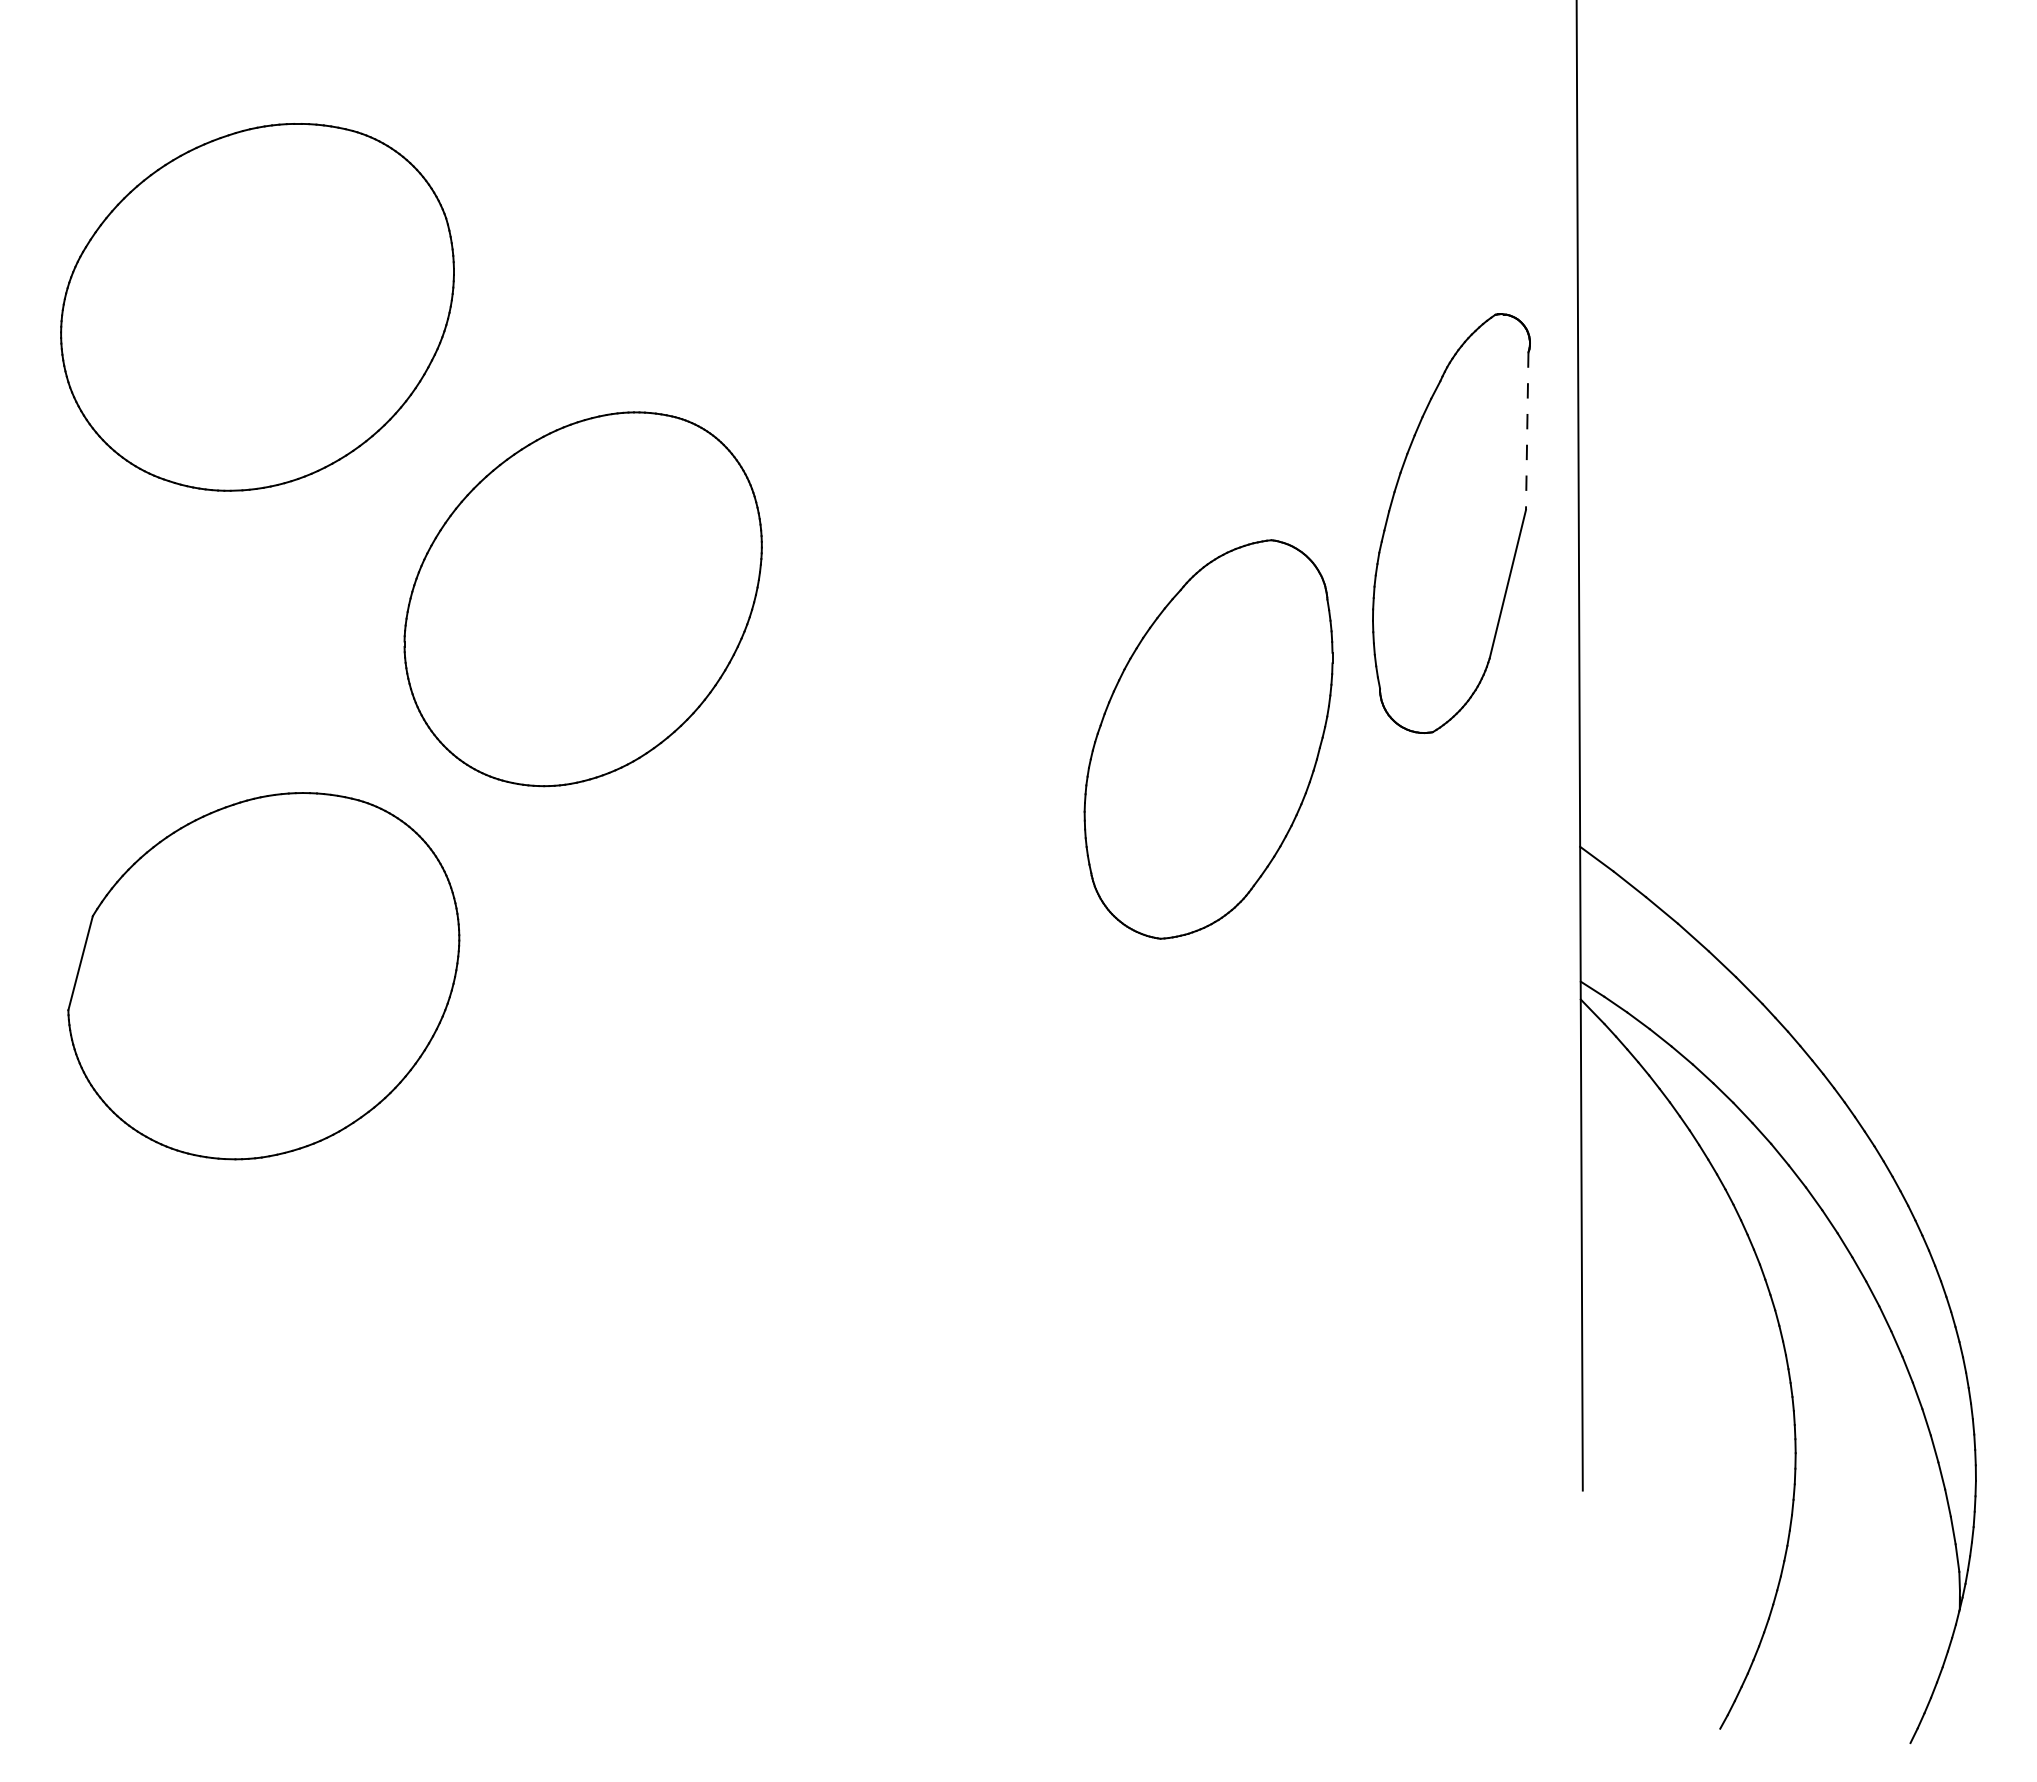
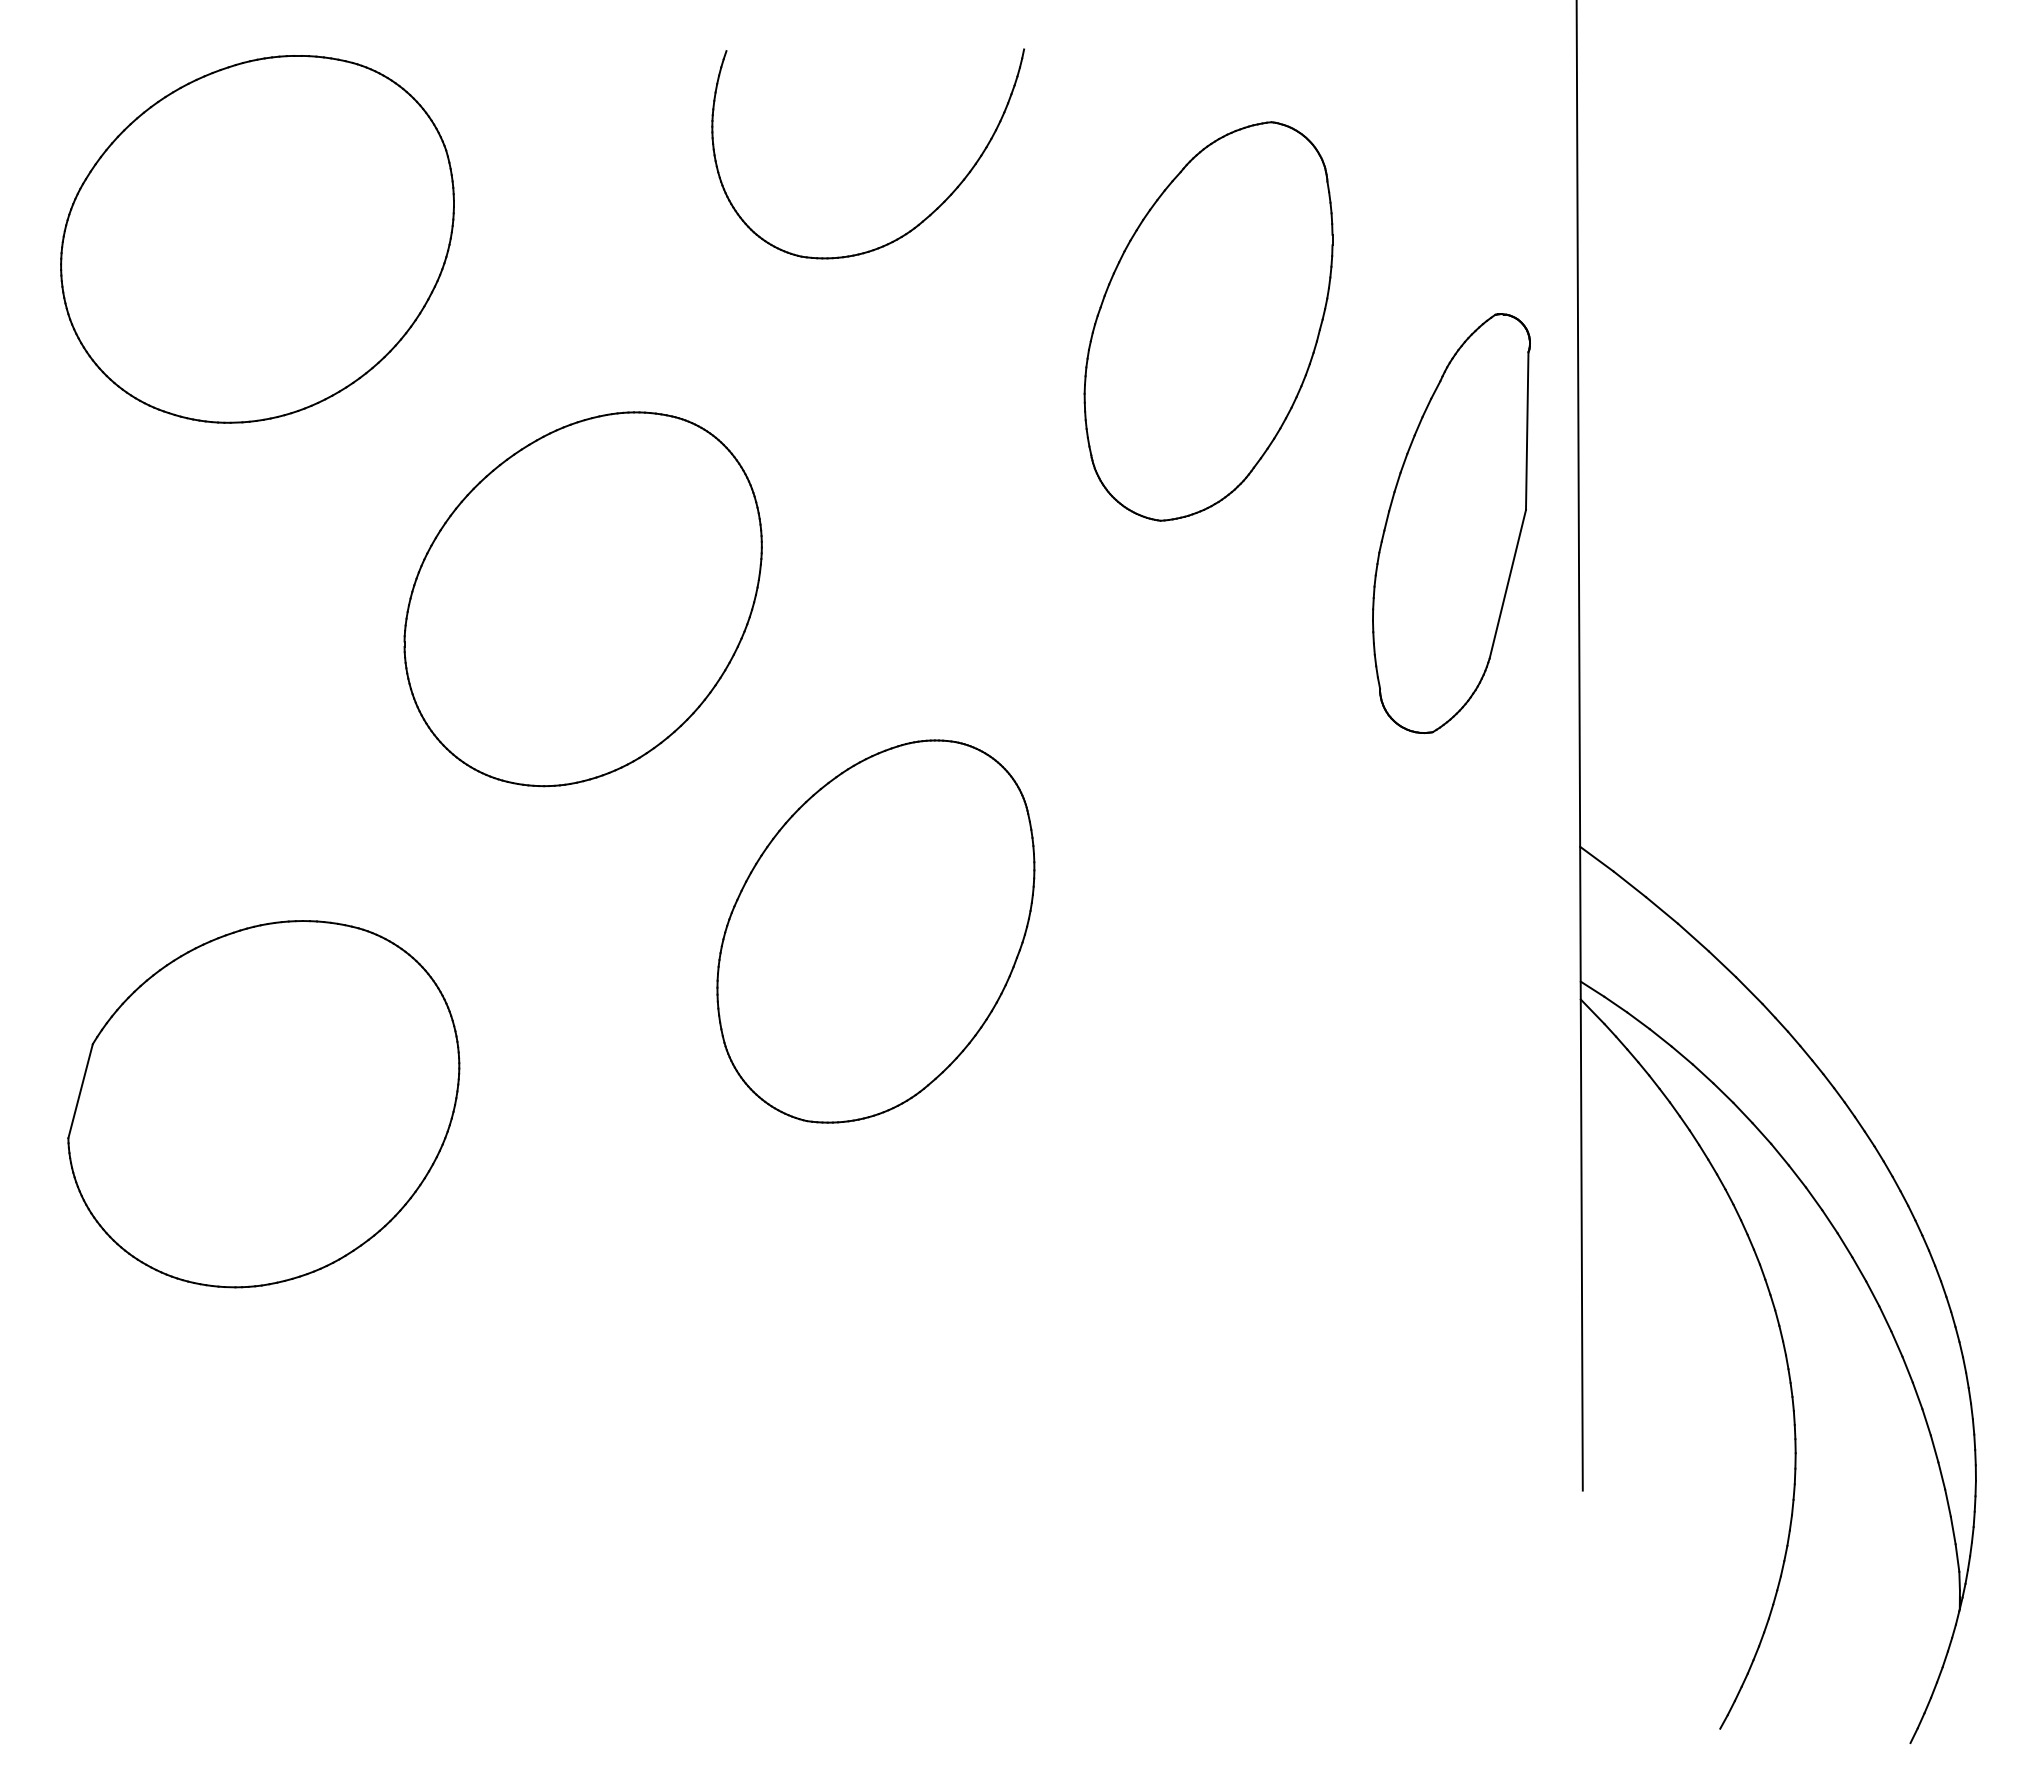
part: none -> present (924, 218)
part position: (257, 307) -> (257, 239) (257, 239)
line: dashed -> solid (1527, 431)
part position: (1208, 739) -> (1208, 321) (1208, 321)
part: none -> present (875, 931)
part position: (263, 976) -> (263, 1104) (263, 1104)
